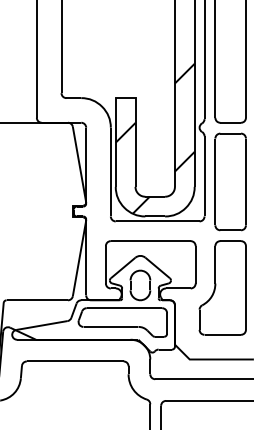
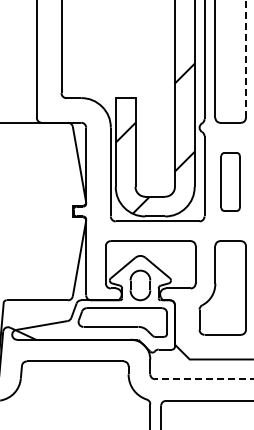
line: solid -> dashed (245, 59)
part size: 33x100 px -> 21x60 px (230, 181)
line: solid -> dashed (204, 379)
